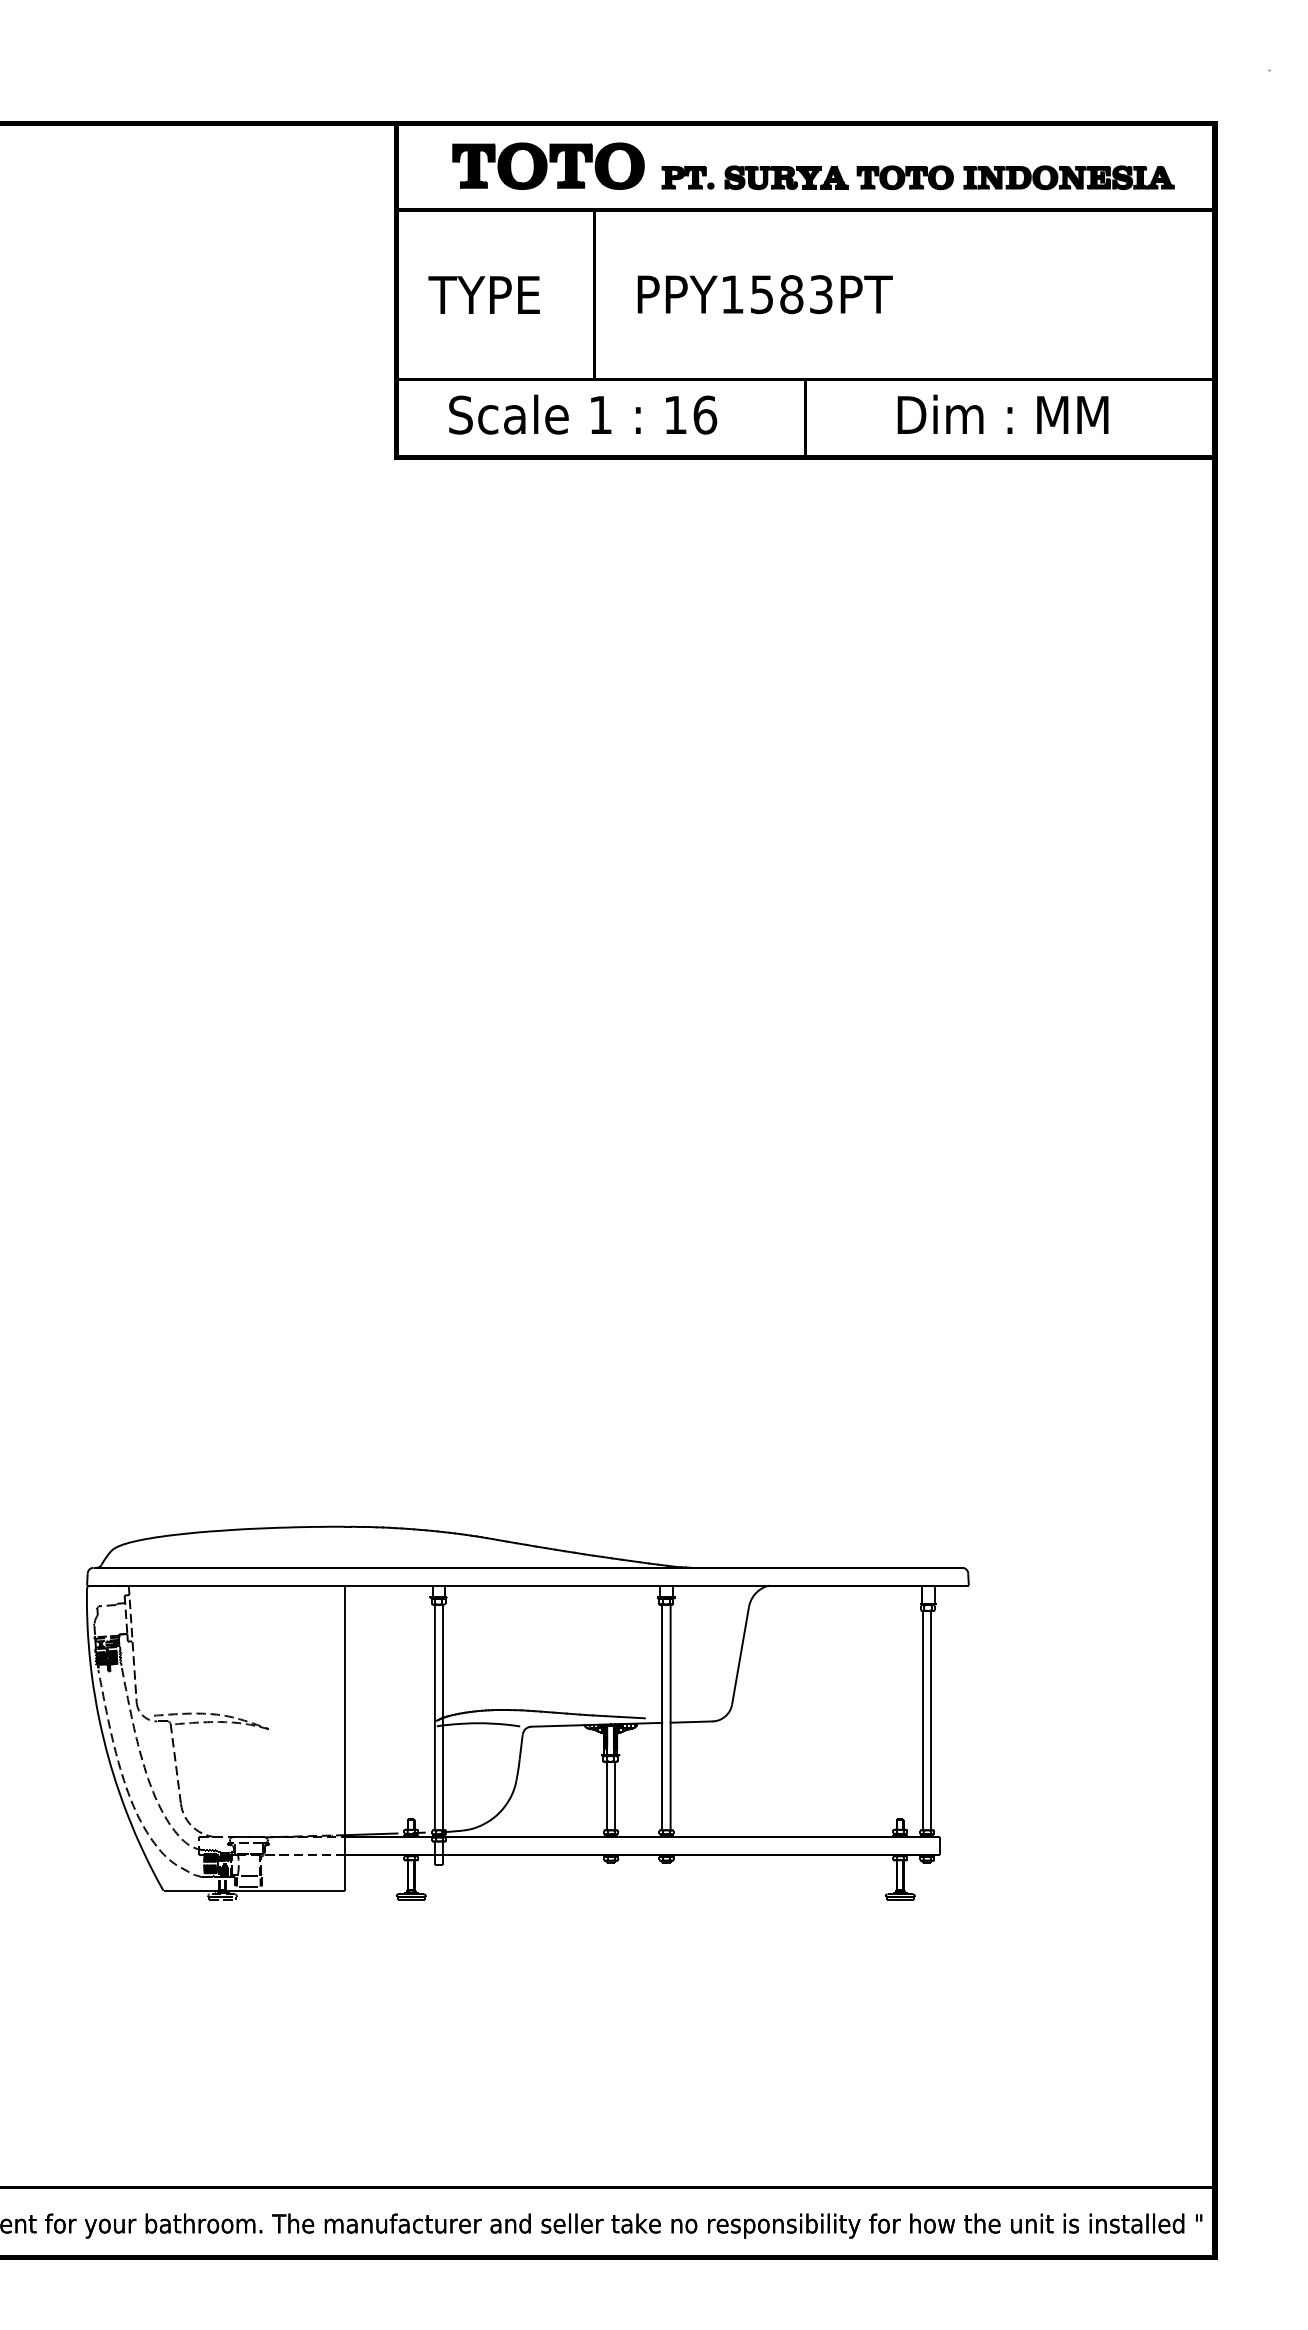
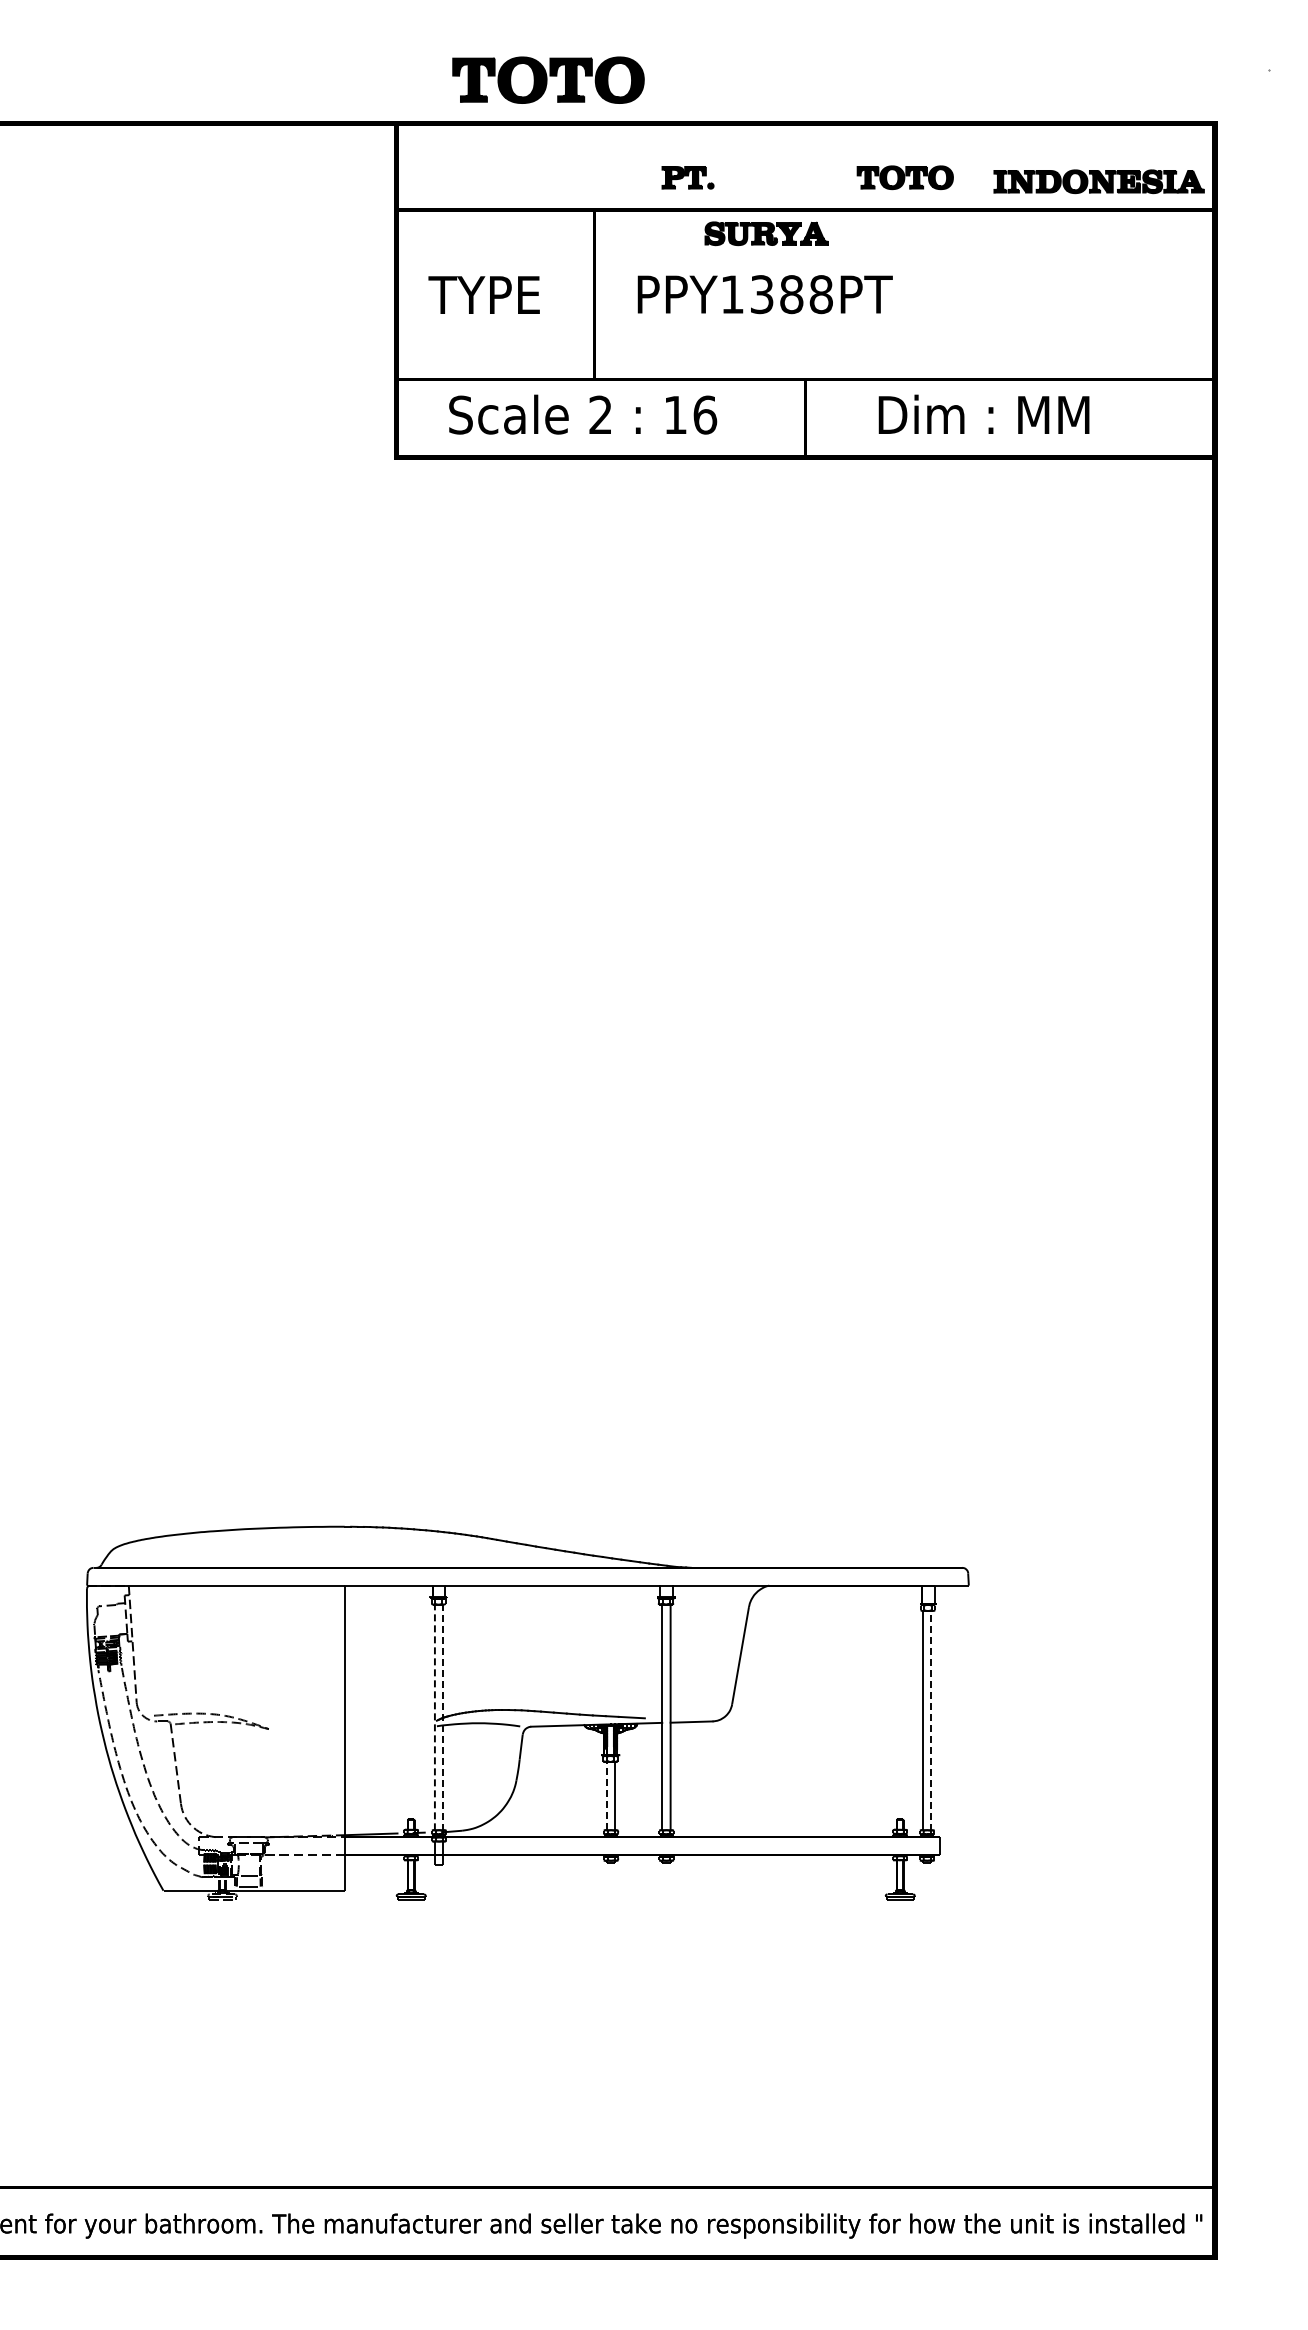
part position: (548, 165) -> (548, 79) (548, 79)
part position: (786, 177) -> (766, 233) (766, 233)
part position: (1068, 177) -> (1098, 181) (1098, 181)
text: PPY1583PT -> PPY1388PT (791, 294)
text position: (1002, 413) -> (983, 413) (983, 413)
text: 1 -> 2 (600, 414)
line: solid -> dashed (434, 1717)
line: solid -> dashed (443, 1717)
line: solid -> dashed (931, 1720)
line: solid -> dashed (606, 1795)
